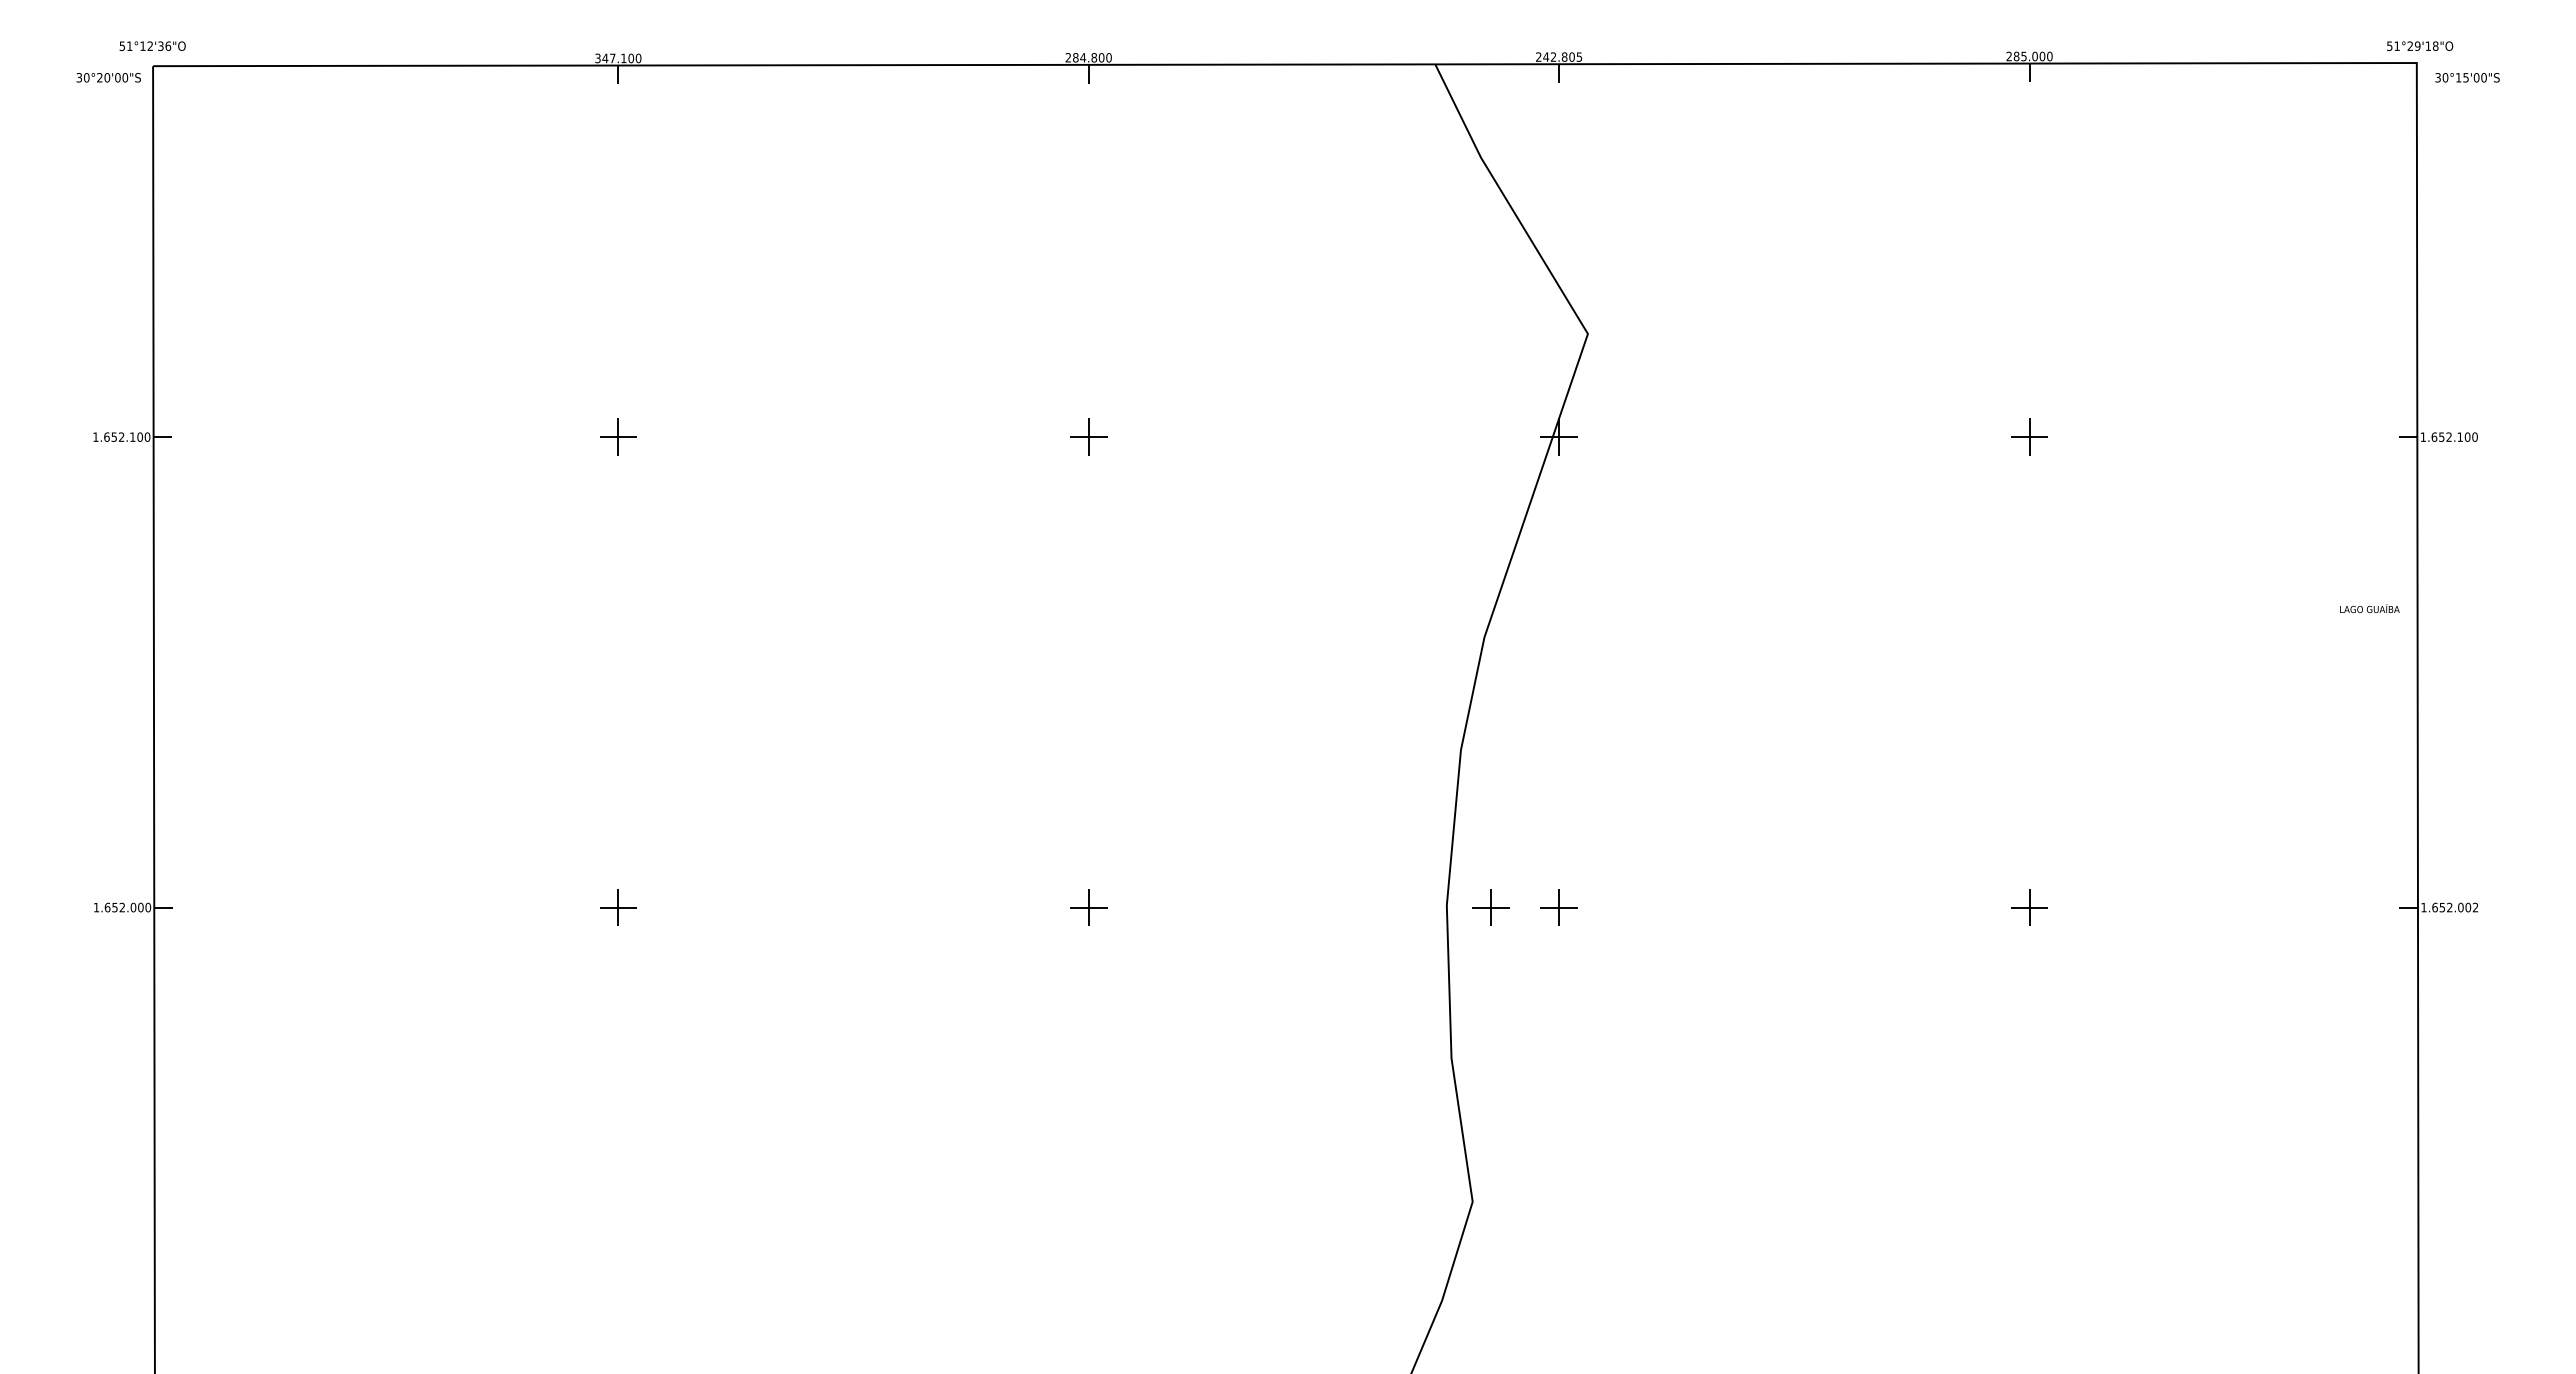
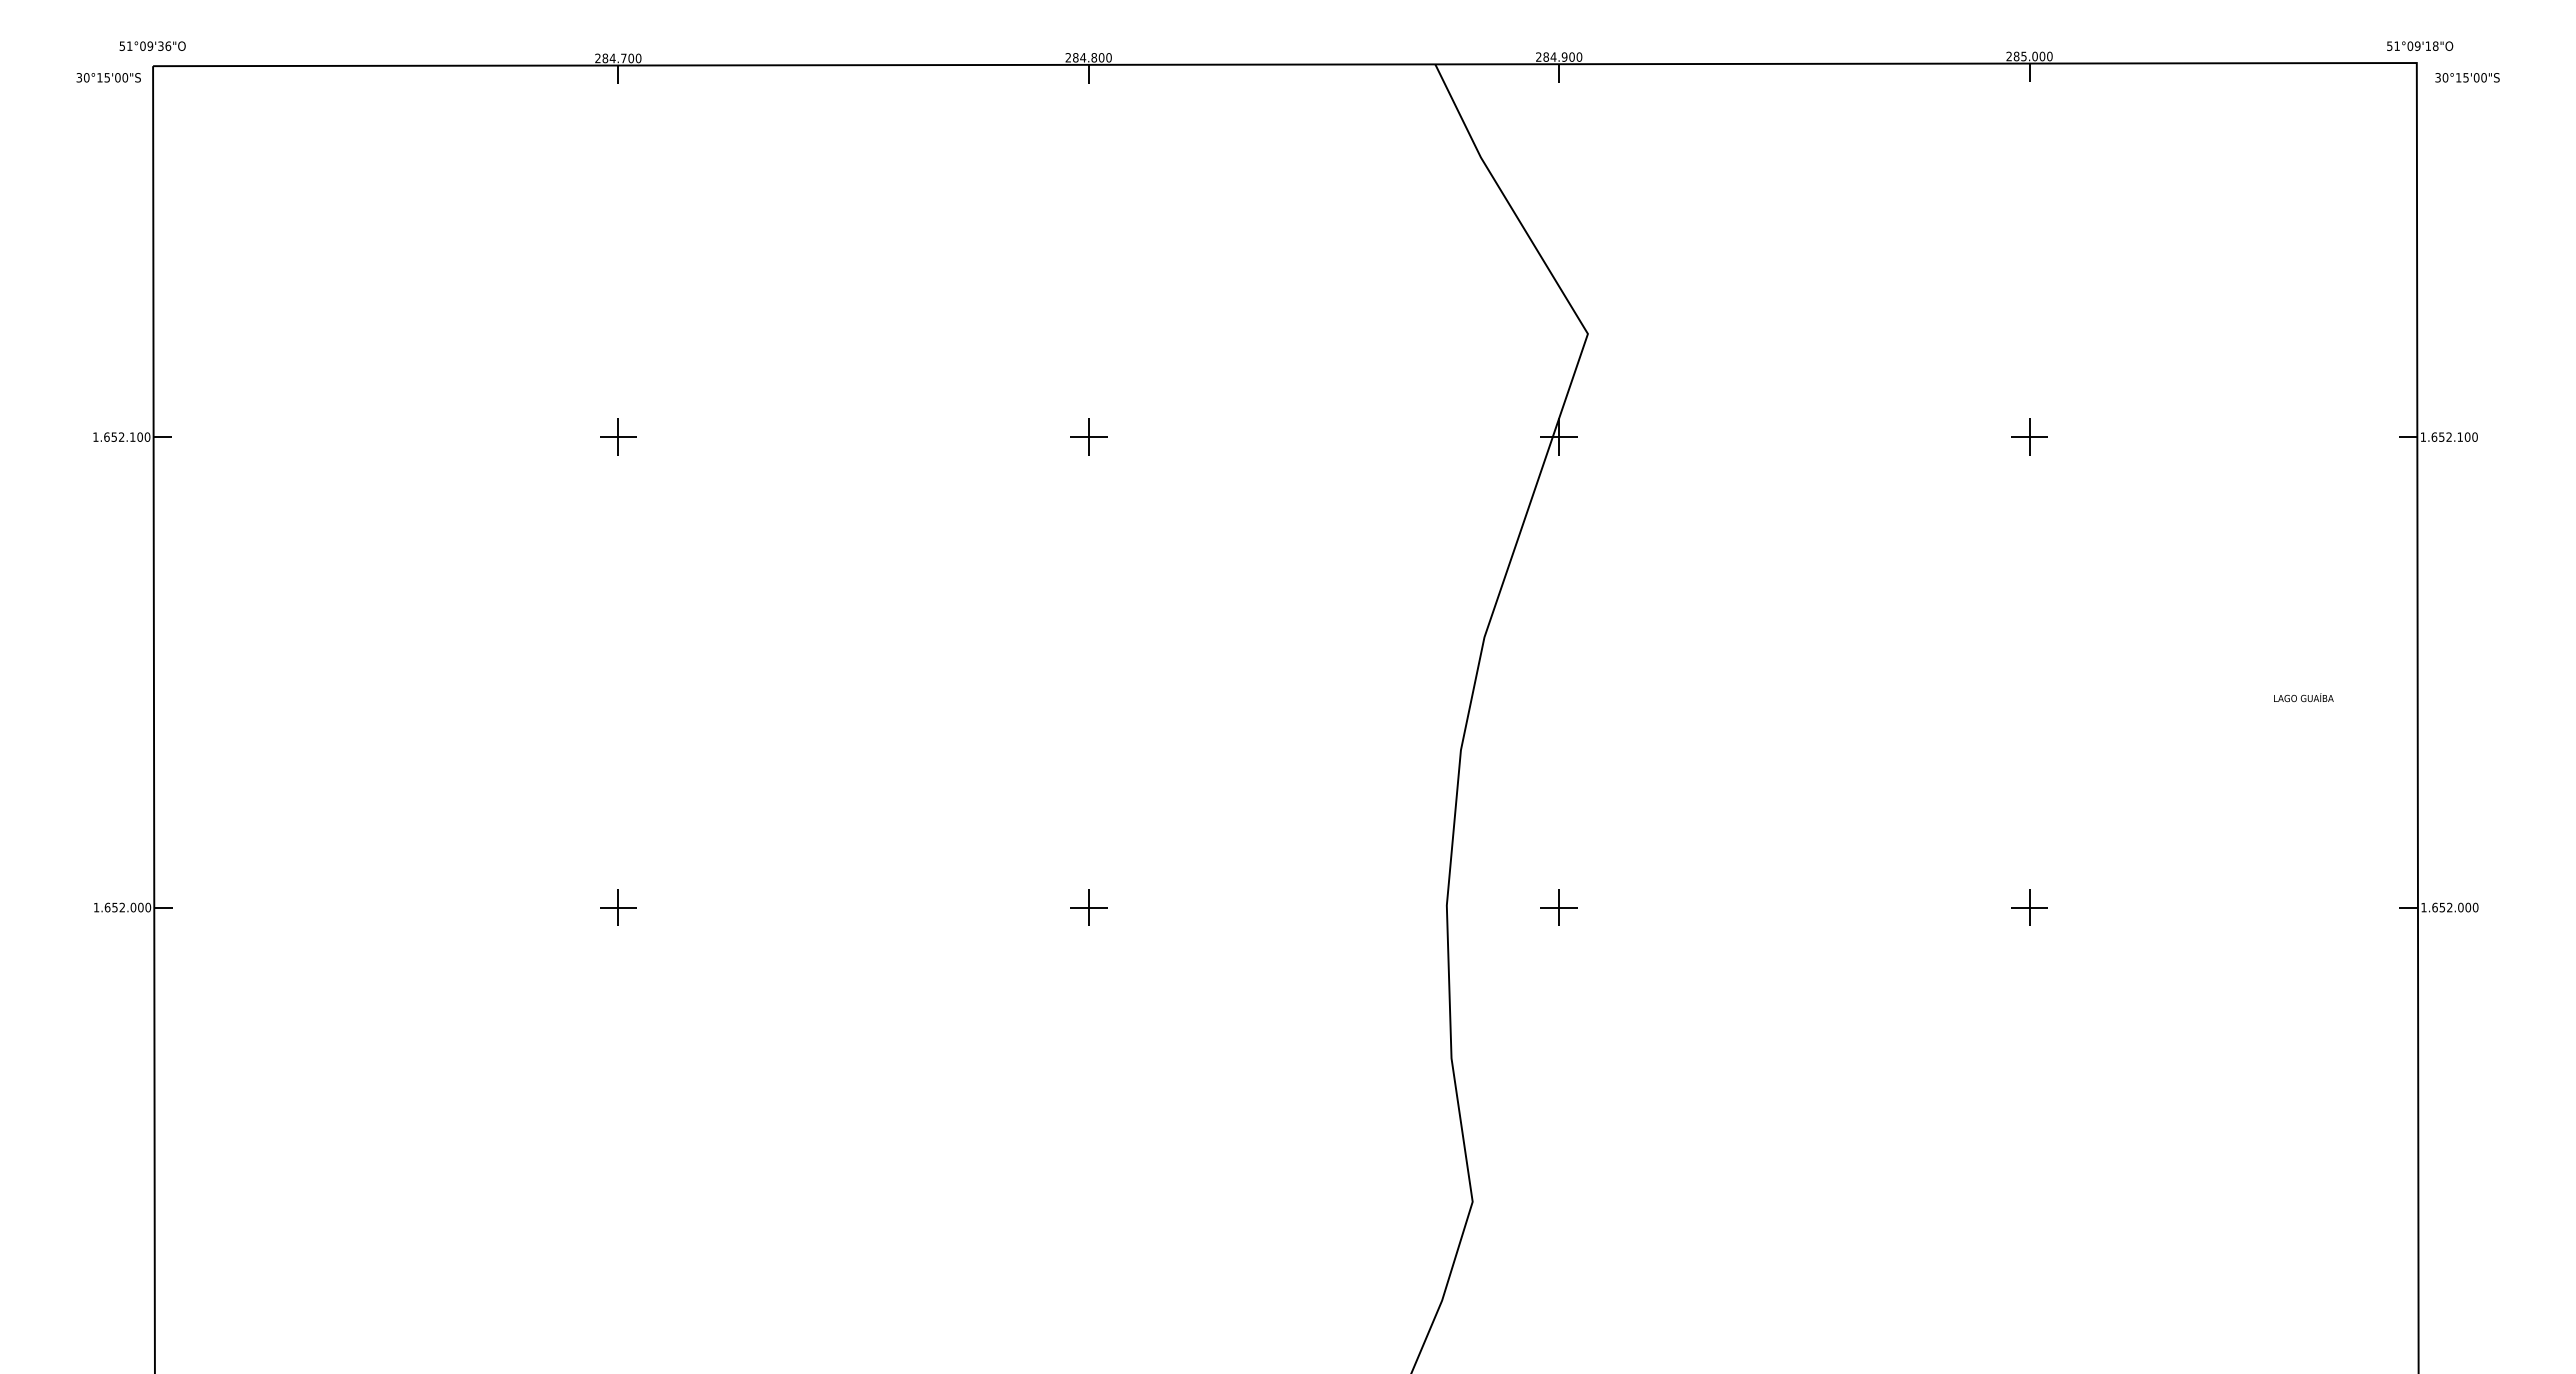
text: 51°12'36"O -> 51°09'36"O (146, 45)
text: 51°29'18"O -> 51°09'18"O (2410, 45)
text: 242.805 -> 284.900 (1562, 56)
text: 347.100 -> 284.700 (610, 58)
text: 30°20'00"S -> 30°15'00"S (103, 77)
text position: (2369, 608) -> (2303, 697) (2303, 697)
part: present -> none (1490, 907)
text: 1.652.002 -> 1.652.000 (2475, 907)
